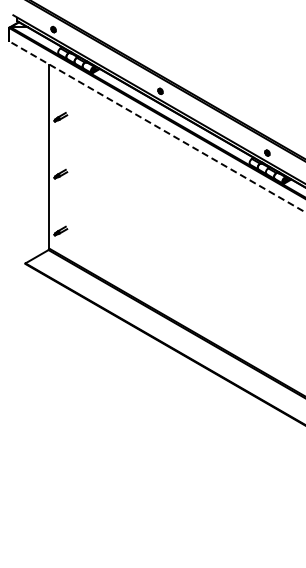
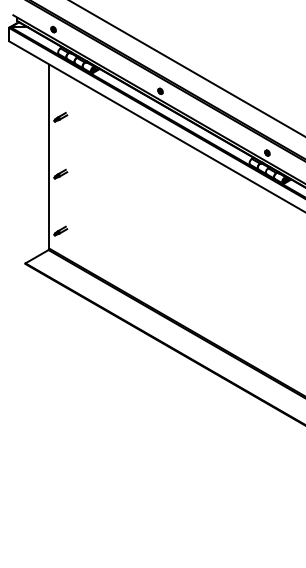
line: none -> present (187, 68)
line: dashed -> solid (157, 126)
